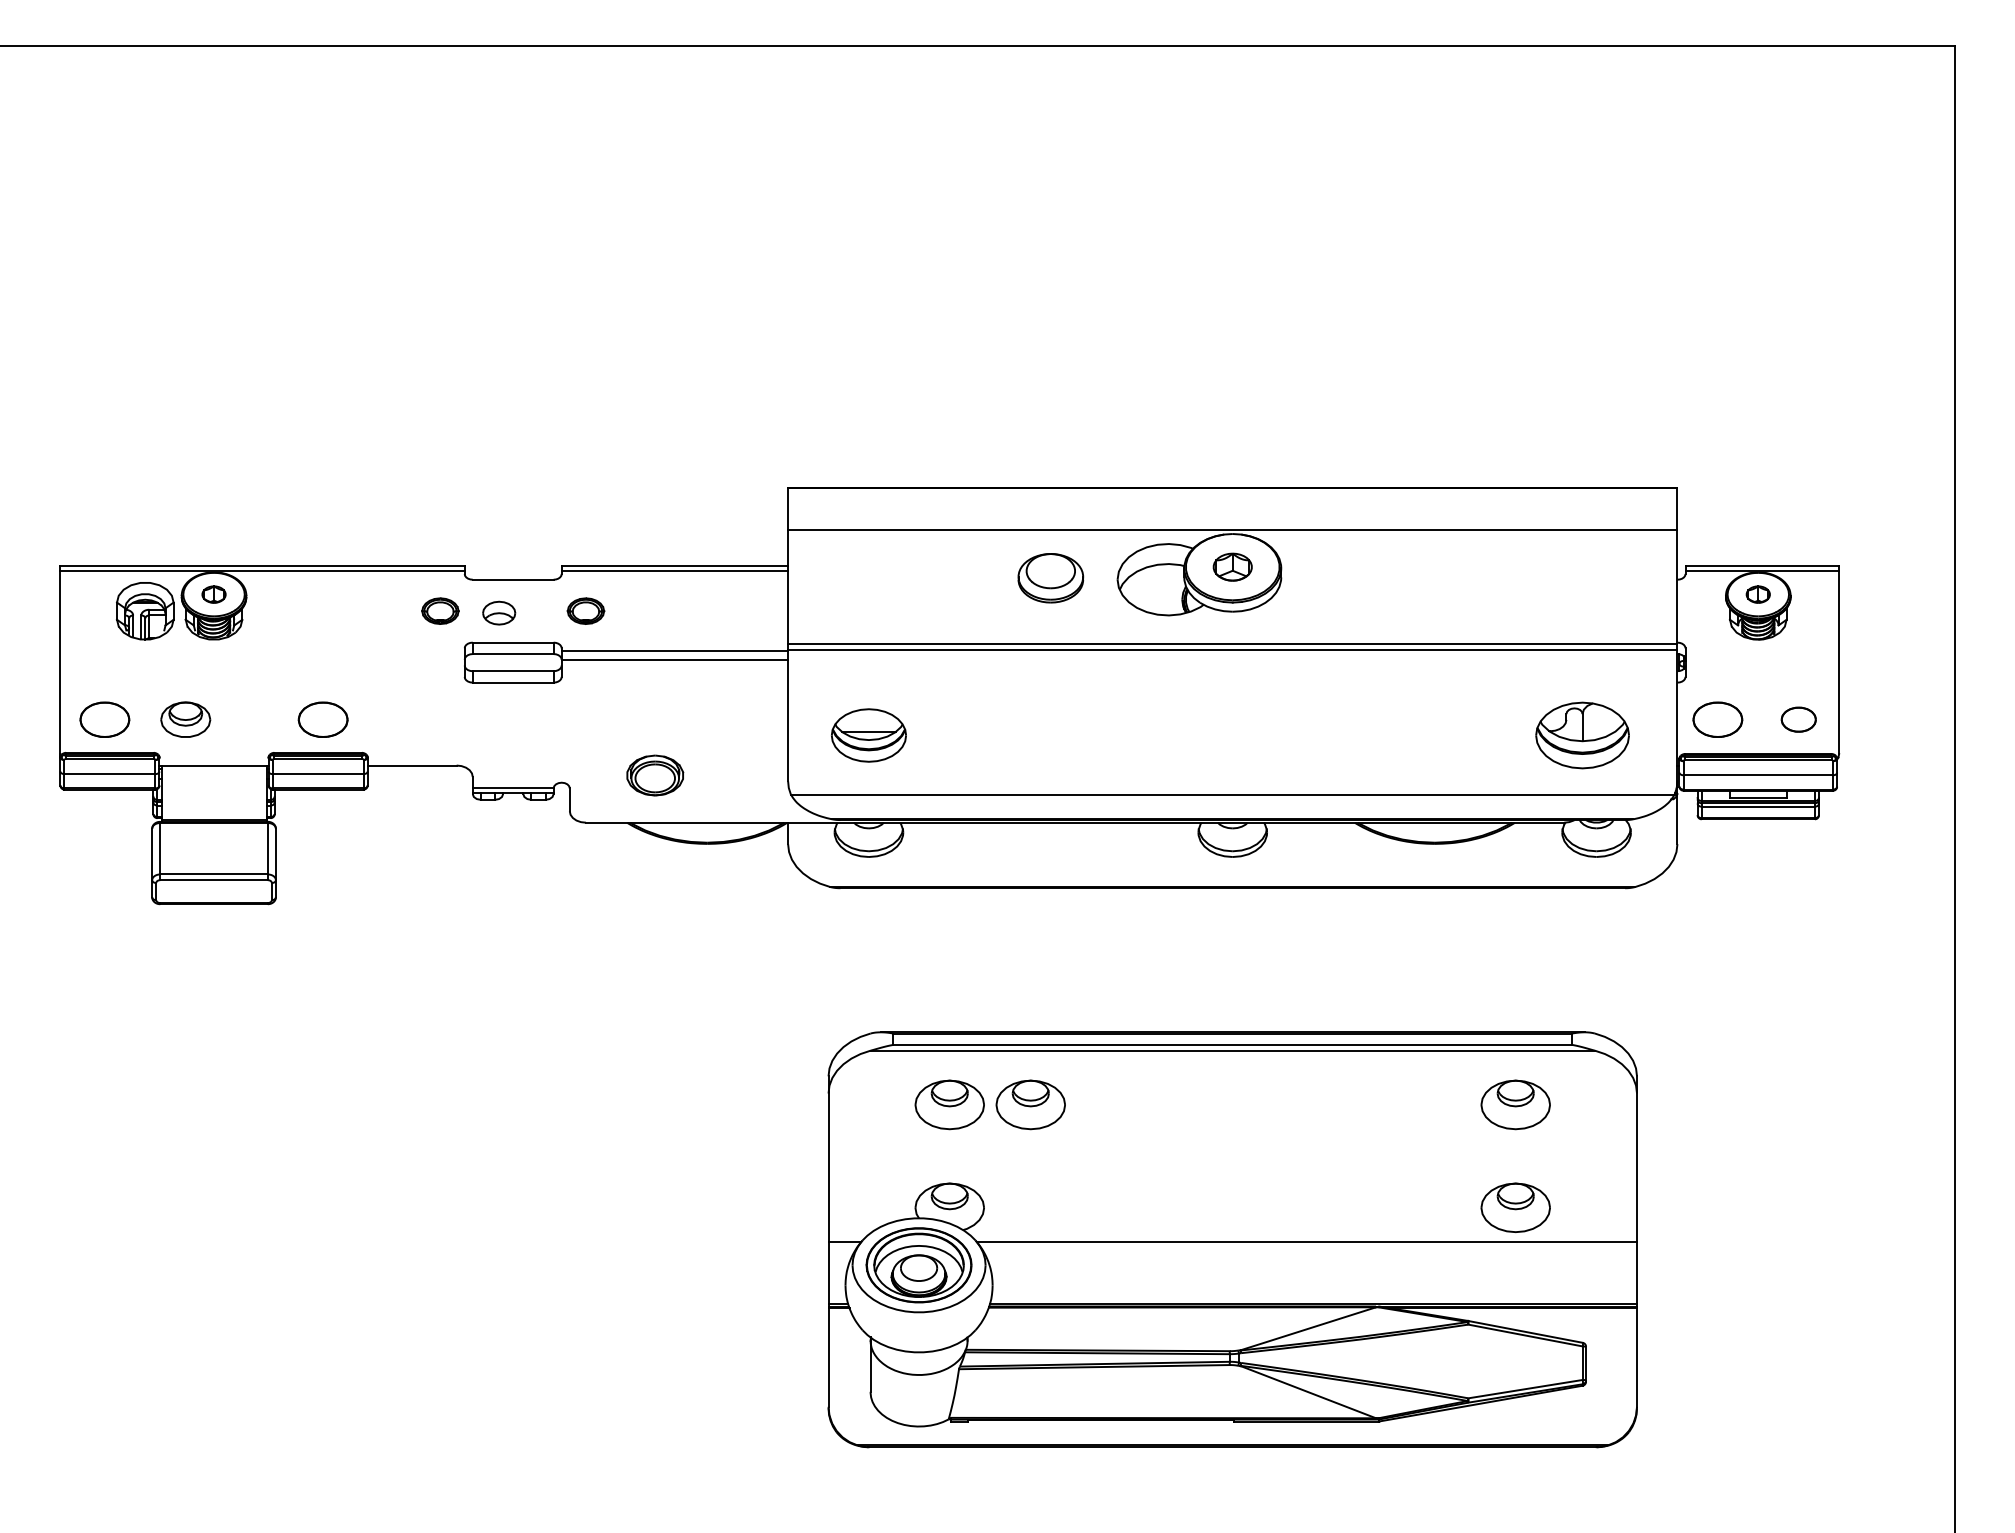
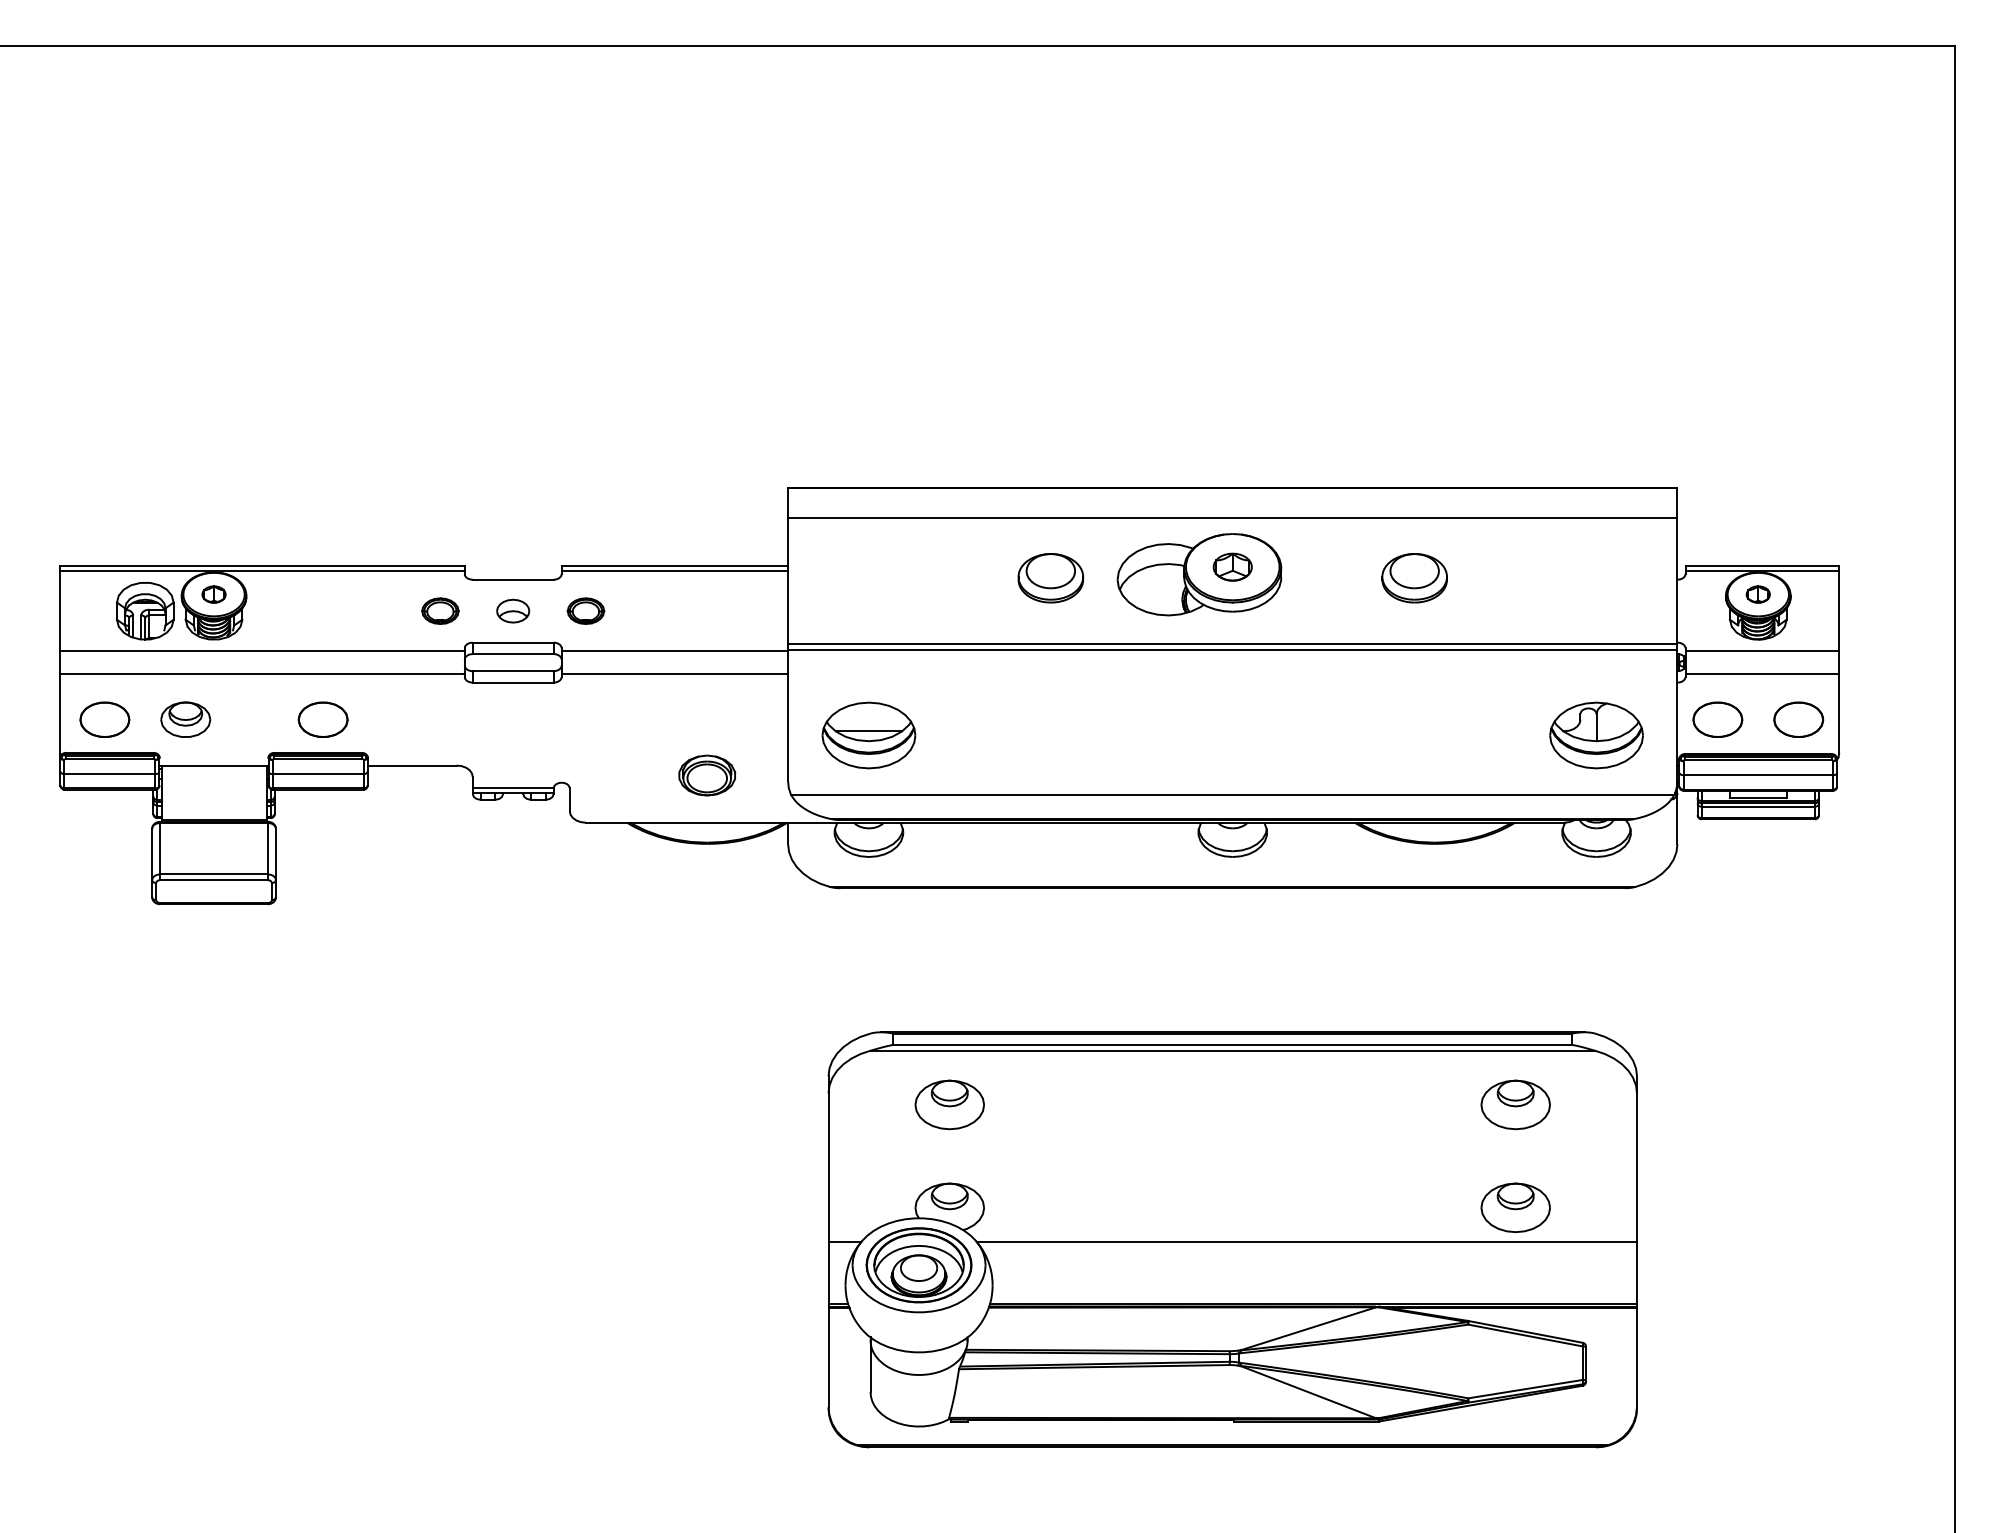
line position: (1232, 530) -> (1232, 518) (1232, 518)
part: none -> present (1414, 578)
part position: (499, 612) -> (513, 610) (513, 610)
line: none -> present (262, 651)
line: none -> present (1762, 651)
line position: (674, 660) -> (674, 674) (674, 674)
line: none -> present (262, 674)
line: none -> present (1762, 674)
part size: 37x27 px -> 52x37 px (1798, 719)
part size: 76x55 px -> 96x69 px (868, 735)
part position: (1582, 735) -> (1596, 735) (1596, 735)
part position: (655, 775) -> (707, 775) (707, 775)
part: present -> none (1030, 1104)
